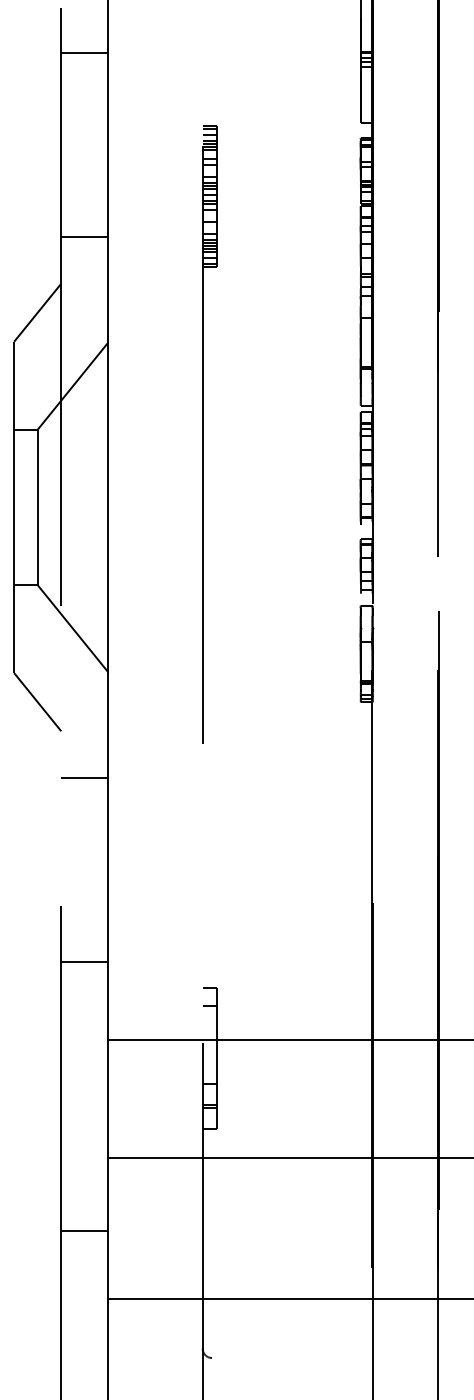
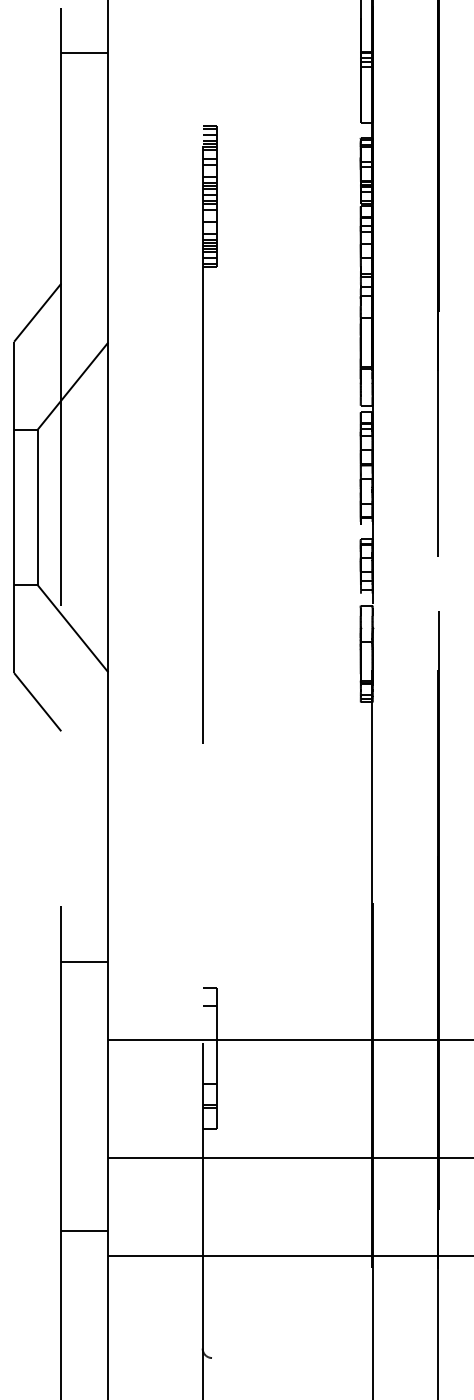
line: present -> none (84, 236)
line: present -> none (84, 778)
line position: (289, 1299) -> (289, 1256) (289, 1256)
